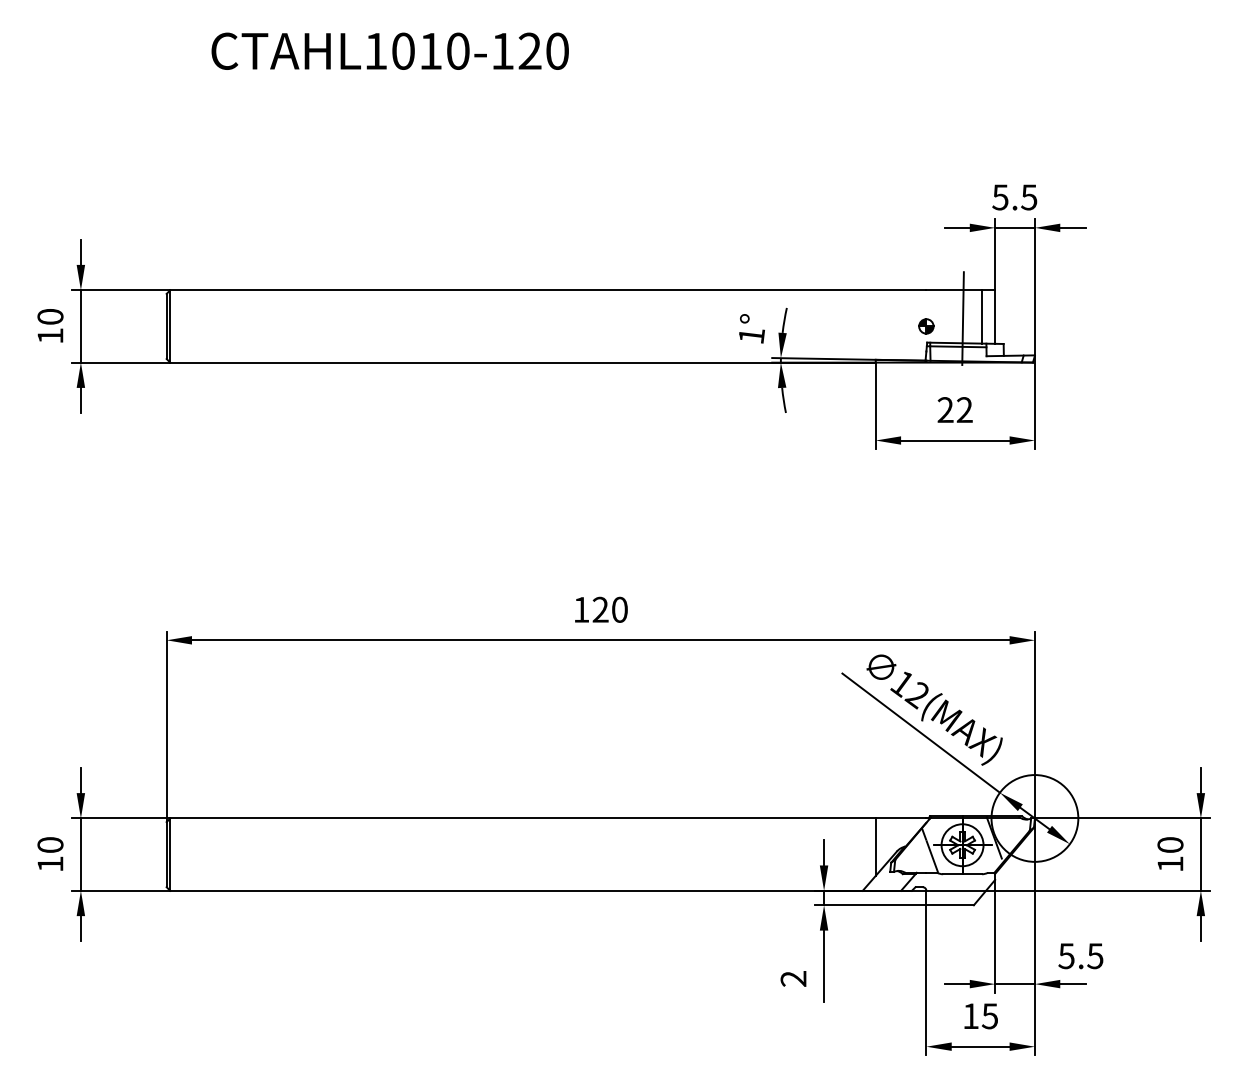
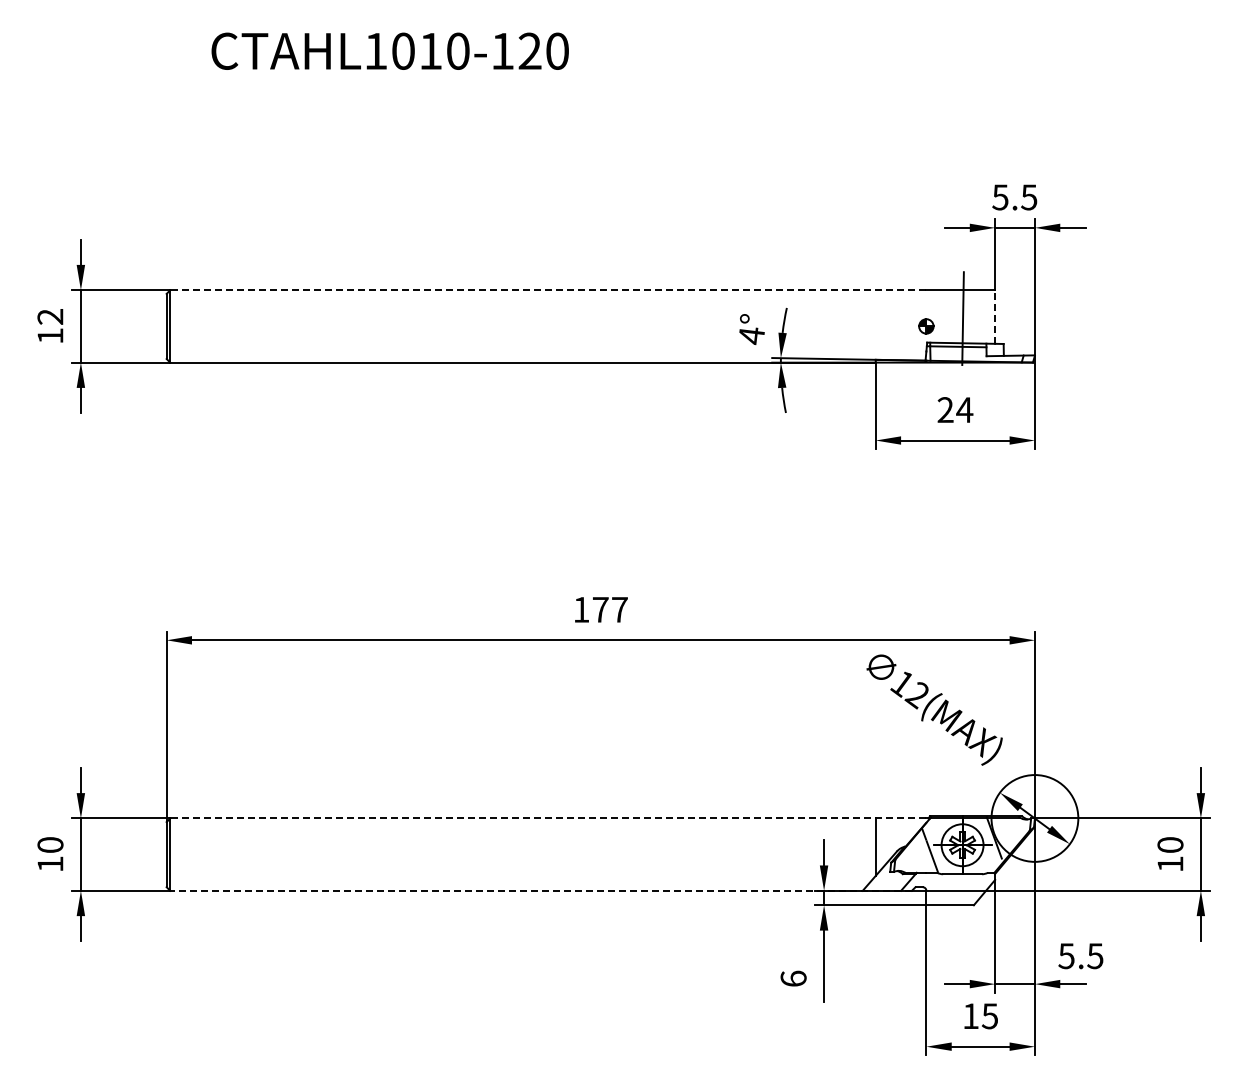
line: solid -> dashed (547, 290)
text: 10 -> 12 (50, 316)
line: present -> none (981, 316)
line: solid -> dashed (995, 317)
text: 1° -> 4° (751, 336)
text: 22 -> 24 (964, 409)
text: 120 -> 177 (609, 609)
line: present -> none (920, 732)
line: solid -> dashed (547, 818)
line: solid -> dashed (541, 890)
text: 2 -> 6 (793, 978)
